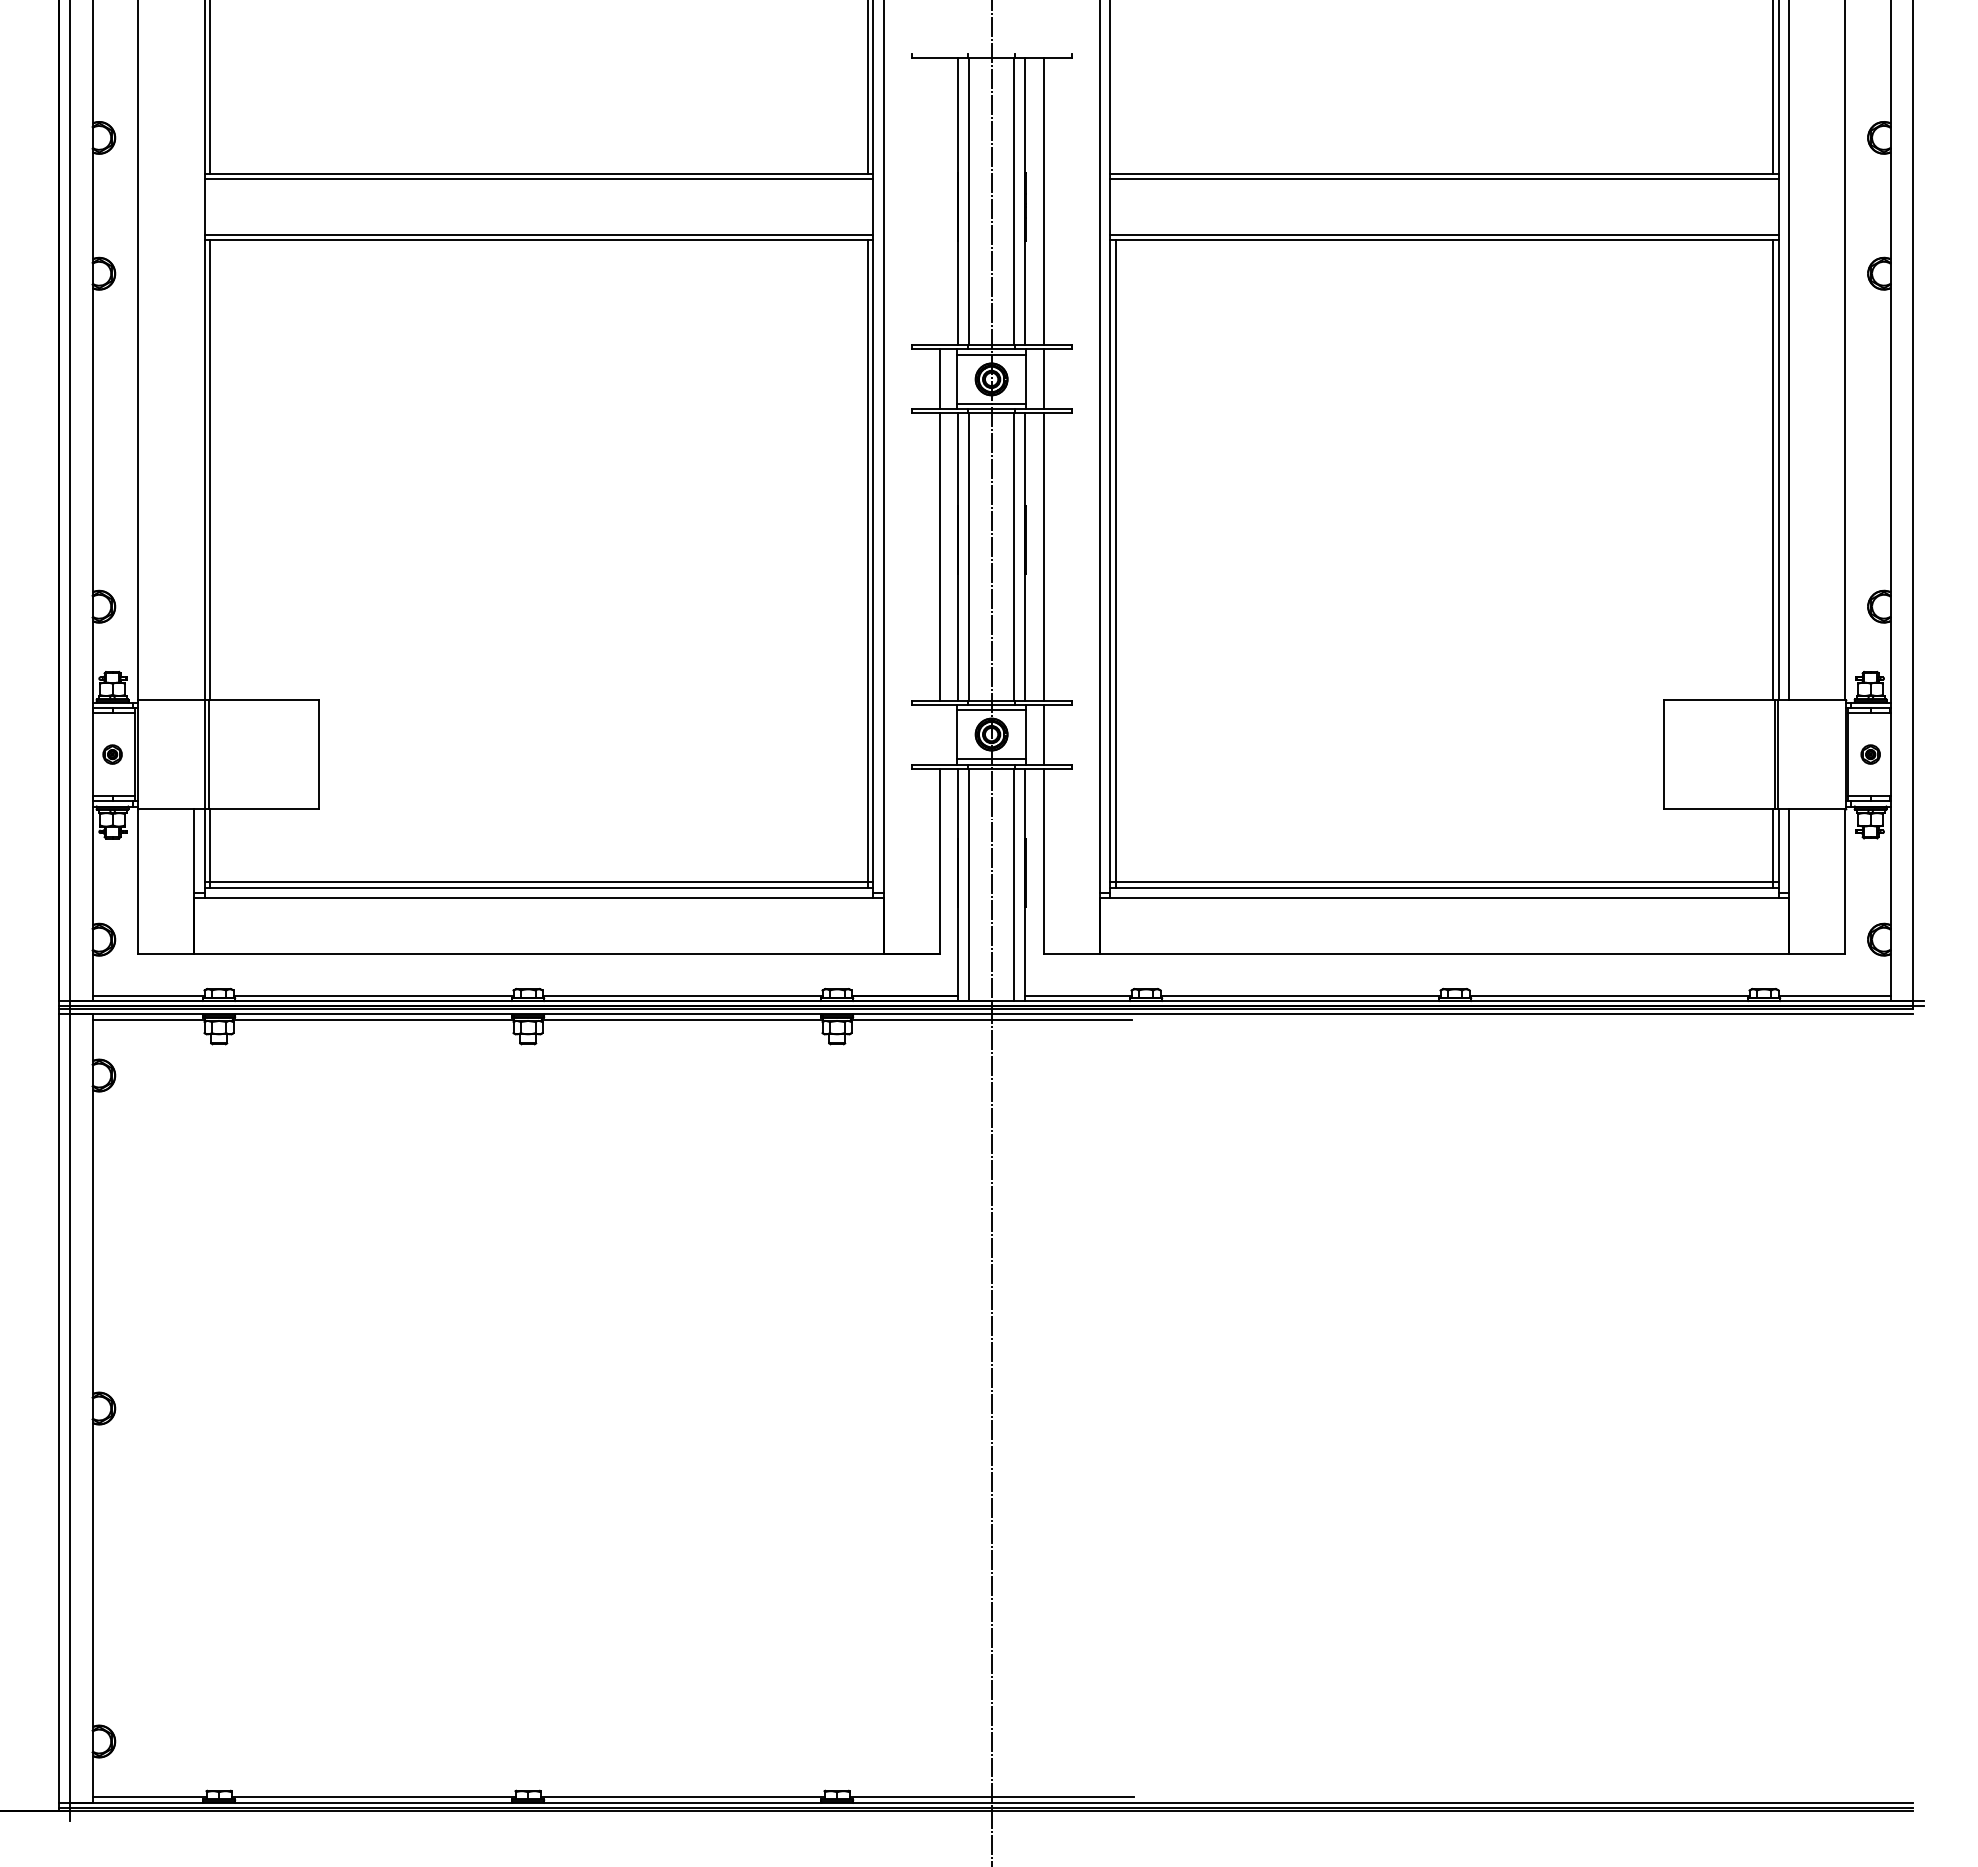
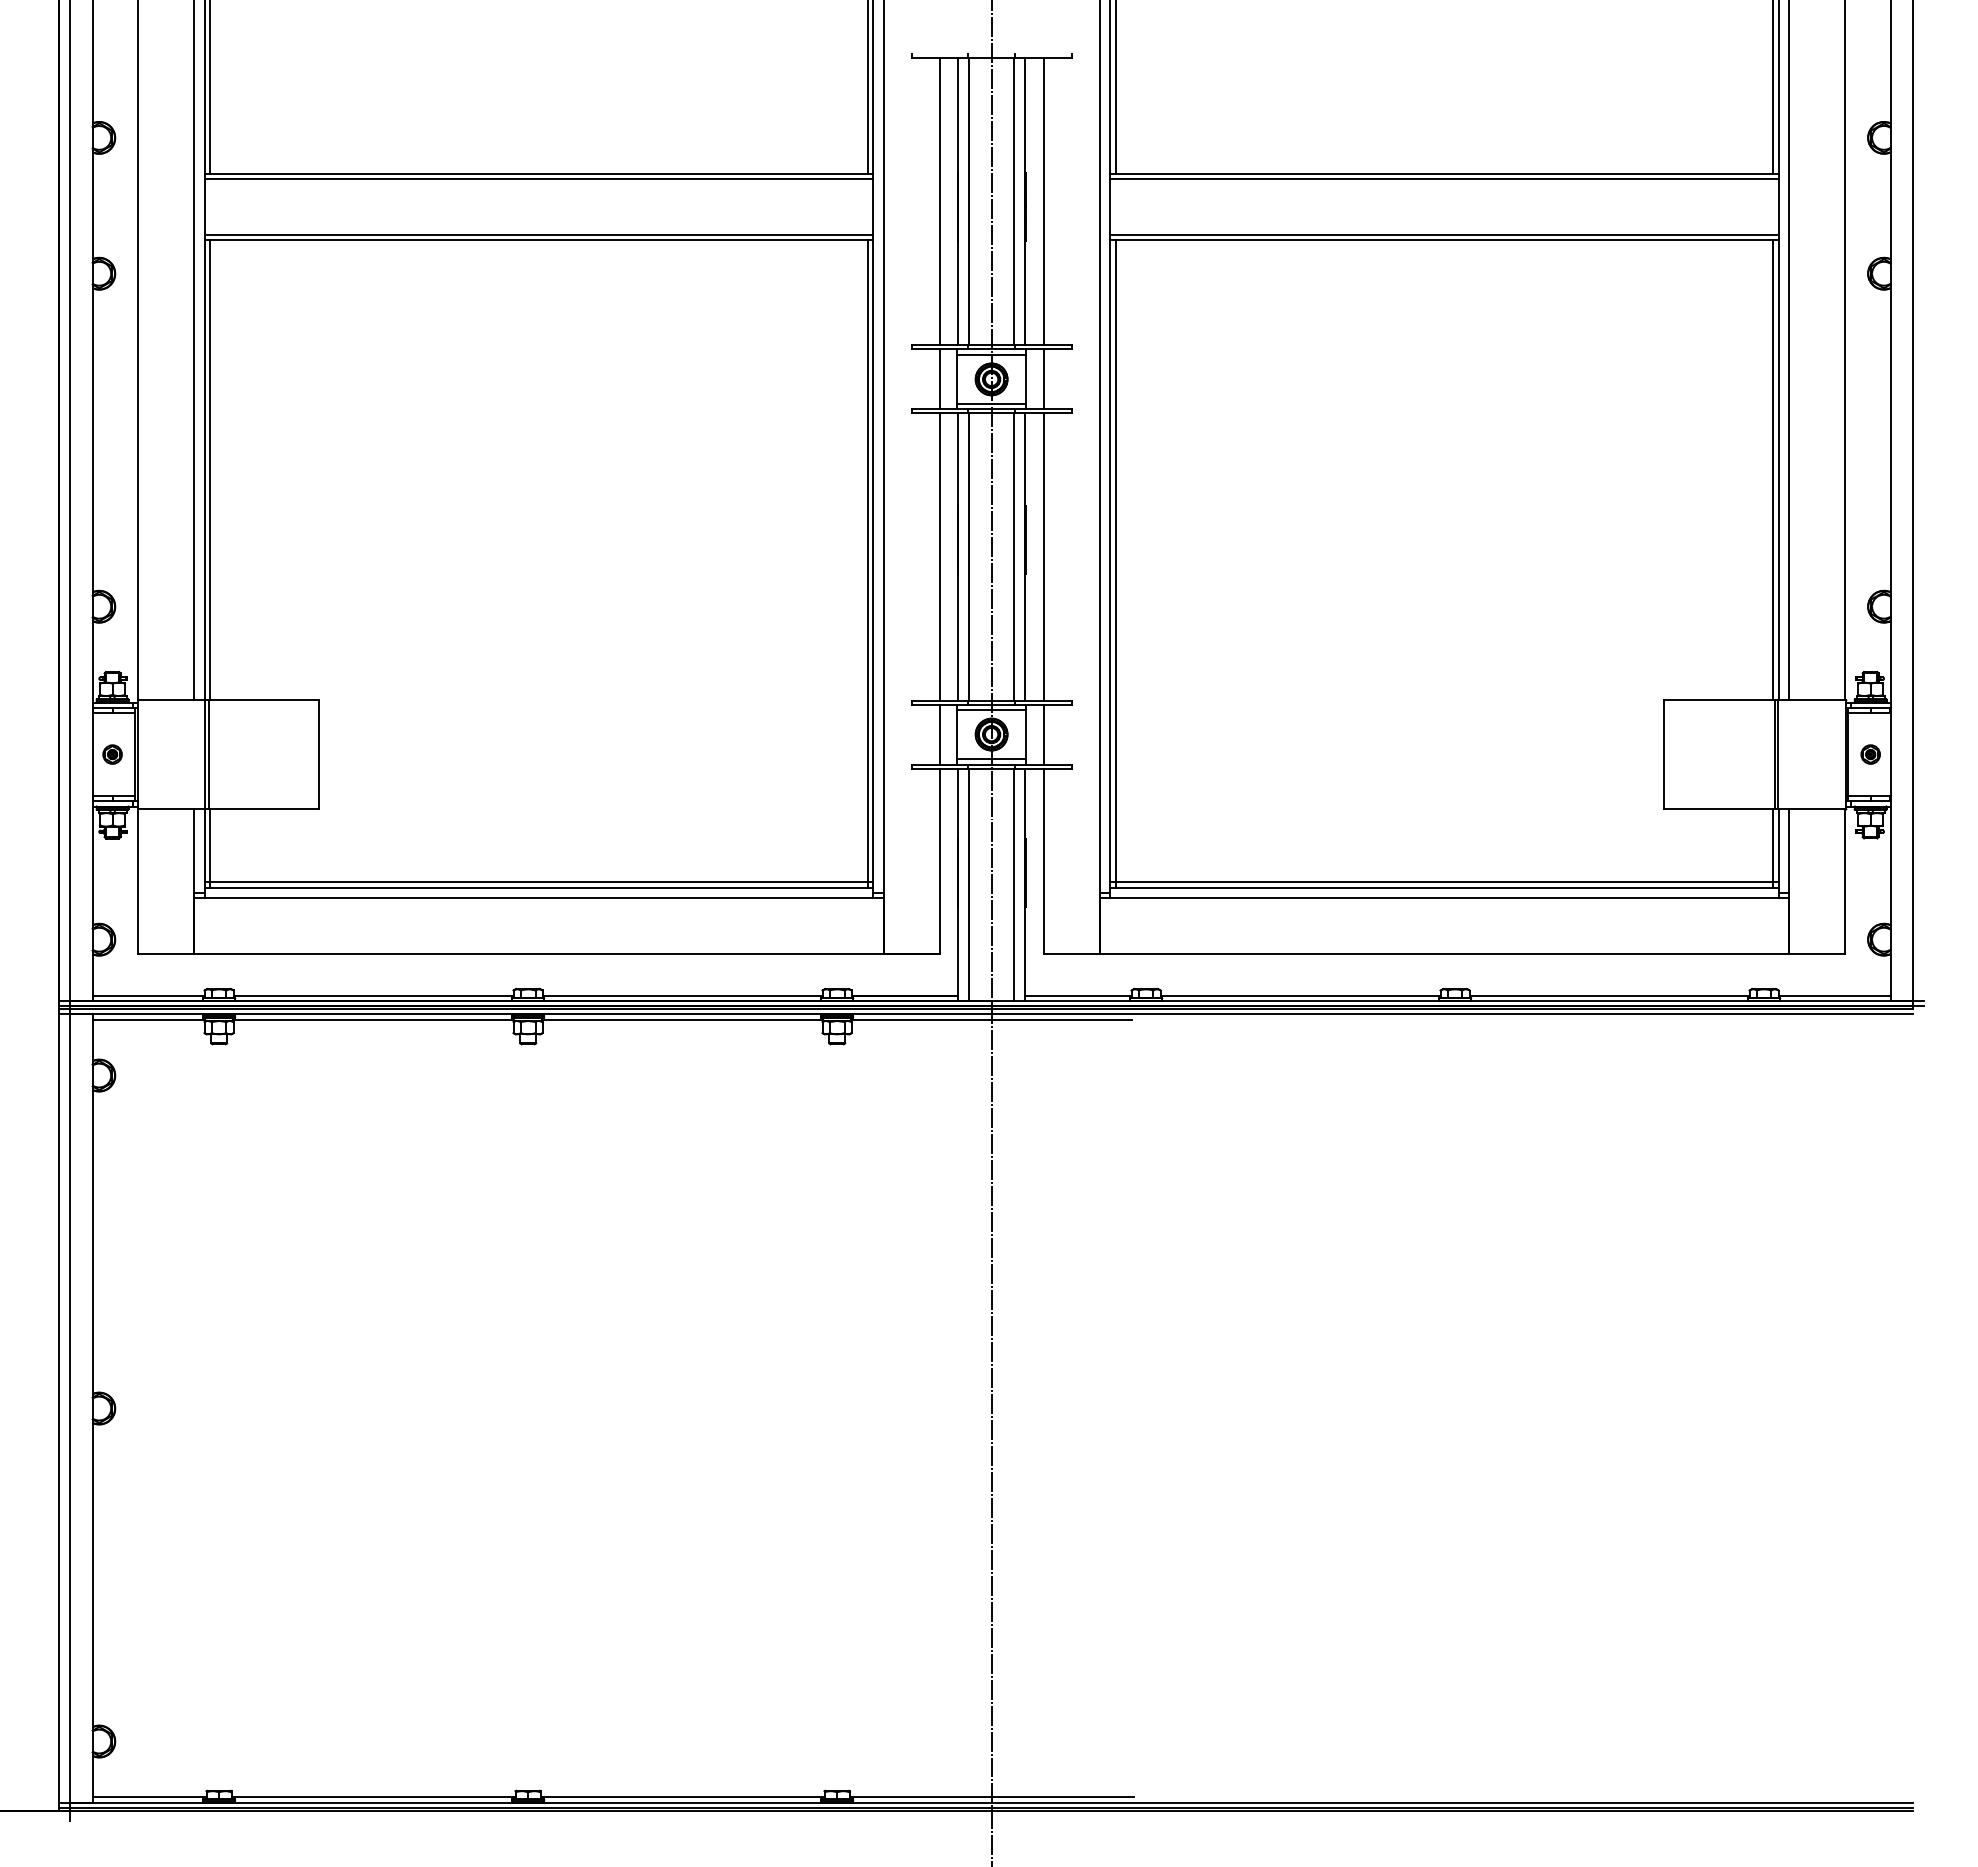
line: none -> present (1115, 87)
line: none -> present (939, 201)
line: none -> present (193, 350)
line: none -> present (939, 734)
